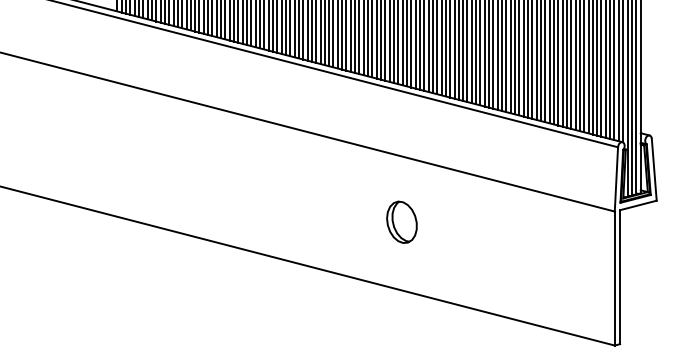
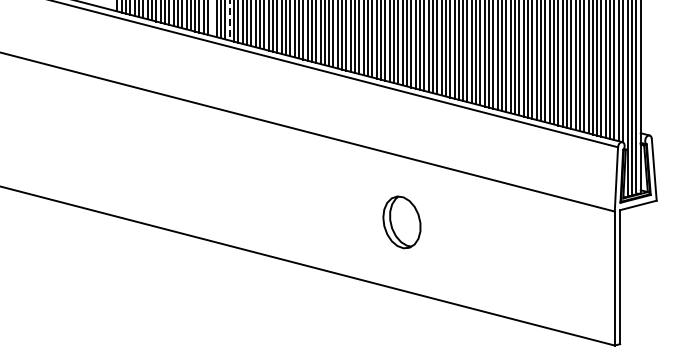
line: present -> none (212, 19)
line: solid -> dashed (229, 20)
part size: 32x44 px -> 40x55 px (401, 222)
